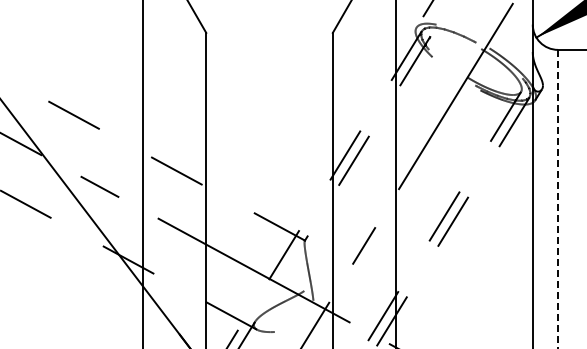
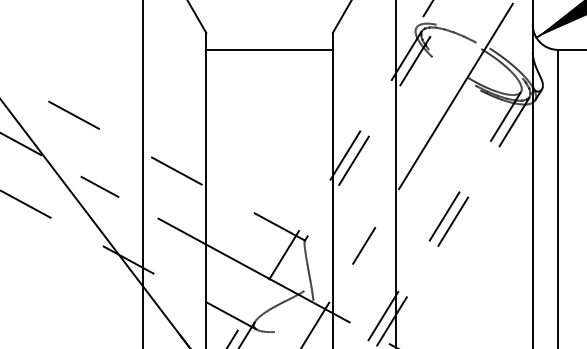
line: none -> present (269, 49)
line: dashed -> solid (558, 199)
